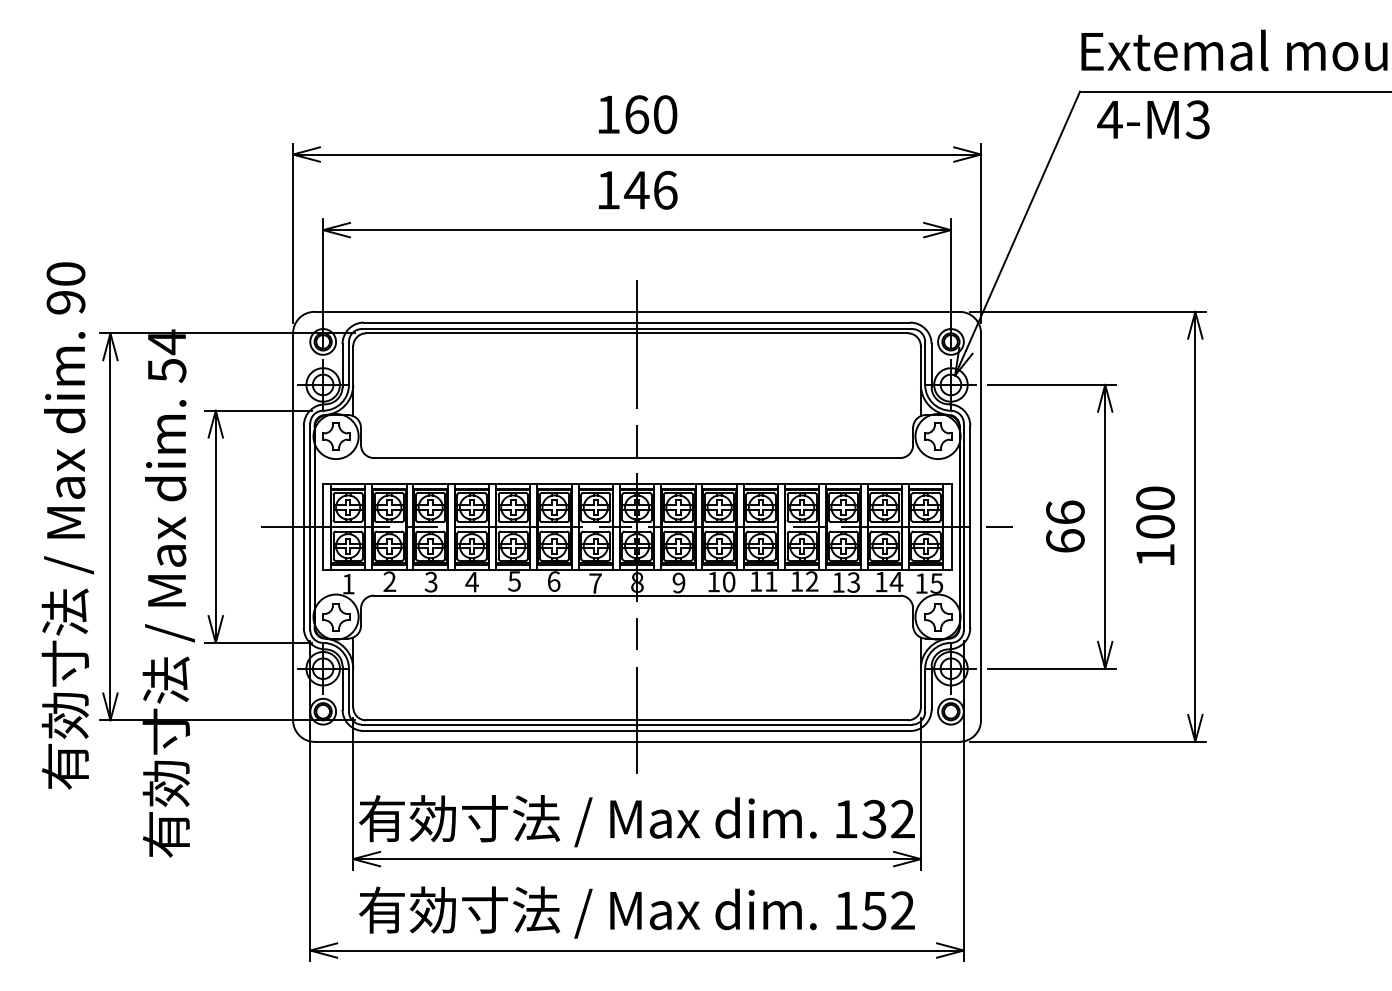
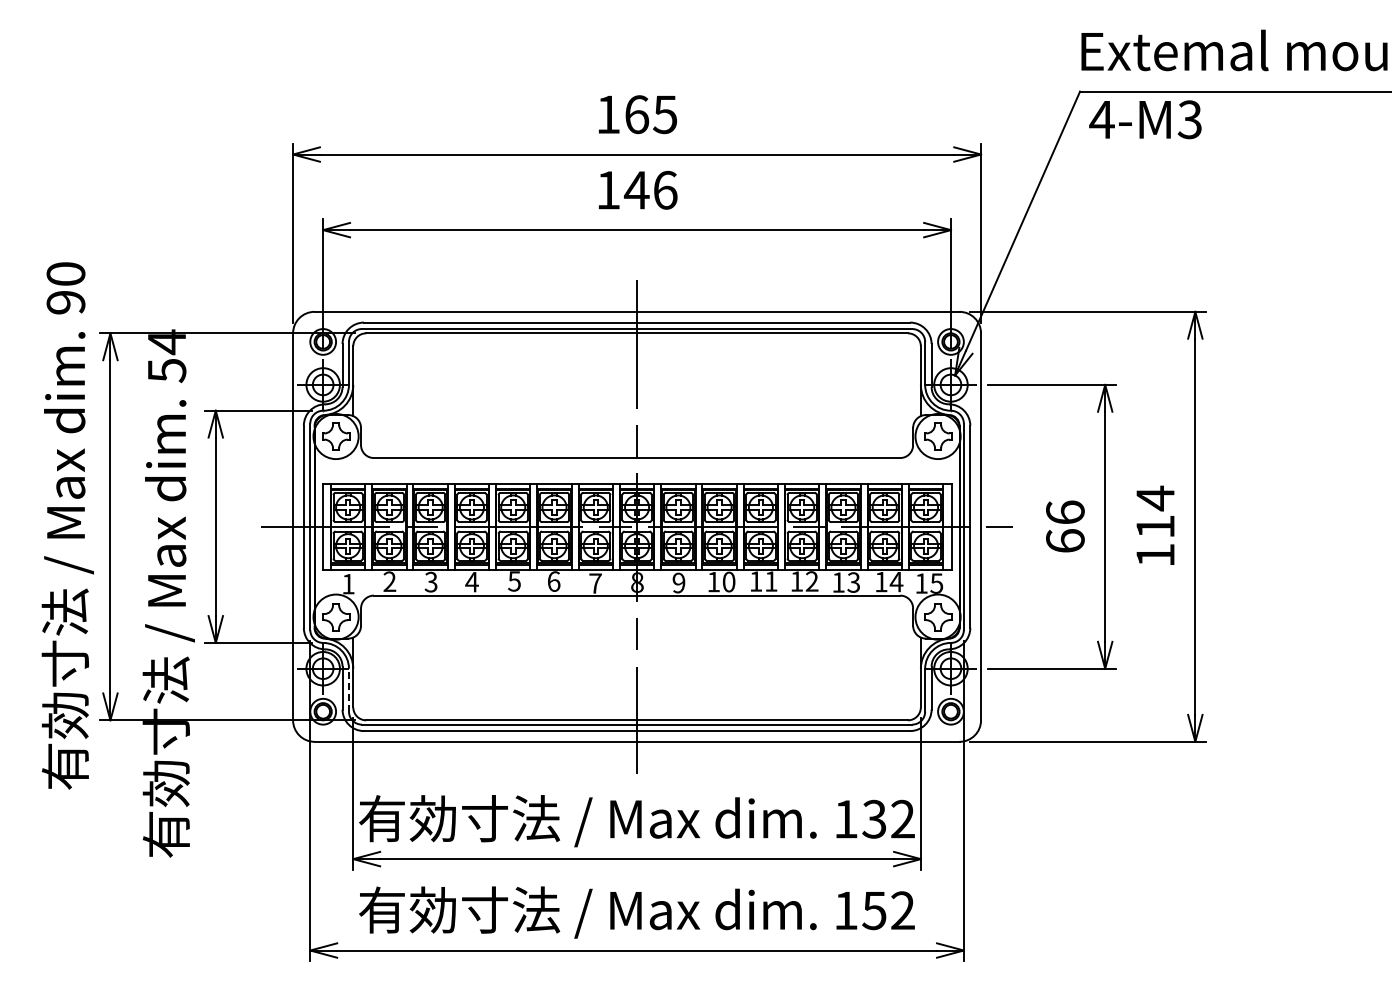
text: 160 -> 165 (665, 114)
text position: (1153, 119) -> (1145, 119) (1145, 119)
text: 100 -> 114 (1155, 511)
line: solid -> dashed (348, 689)
